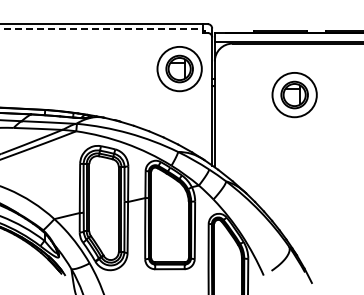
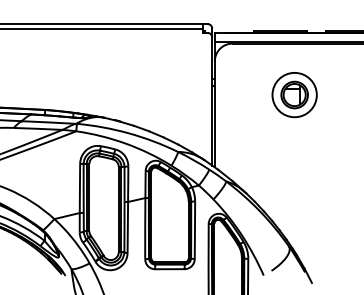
line: dashed -> solid (102, 28)
part: present -> none (179, 69)
